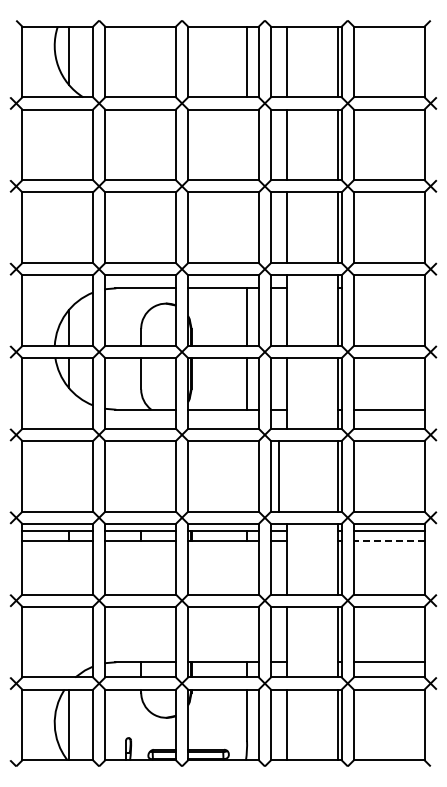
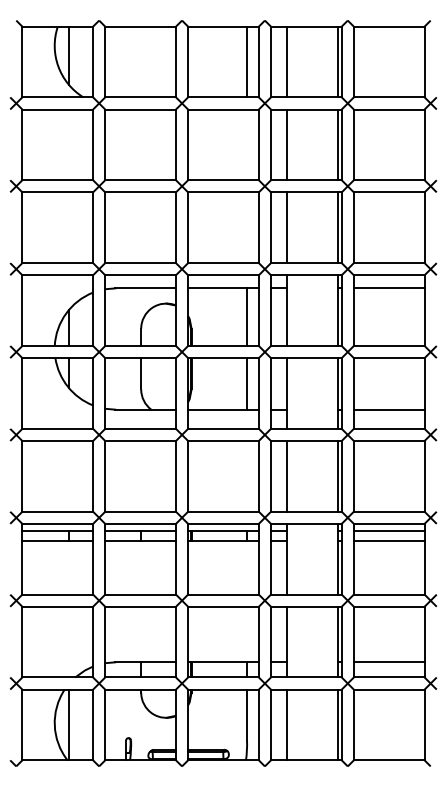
line: none -> present (388, 288)
line position: (279, 475) -> (287, 475) (287, 475)
line: dashed -> solid (388, 541)
